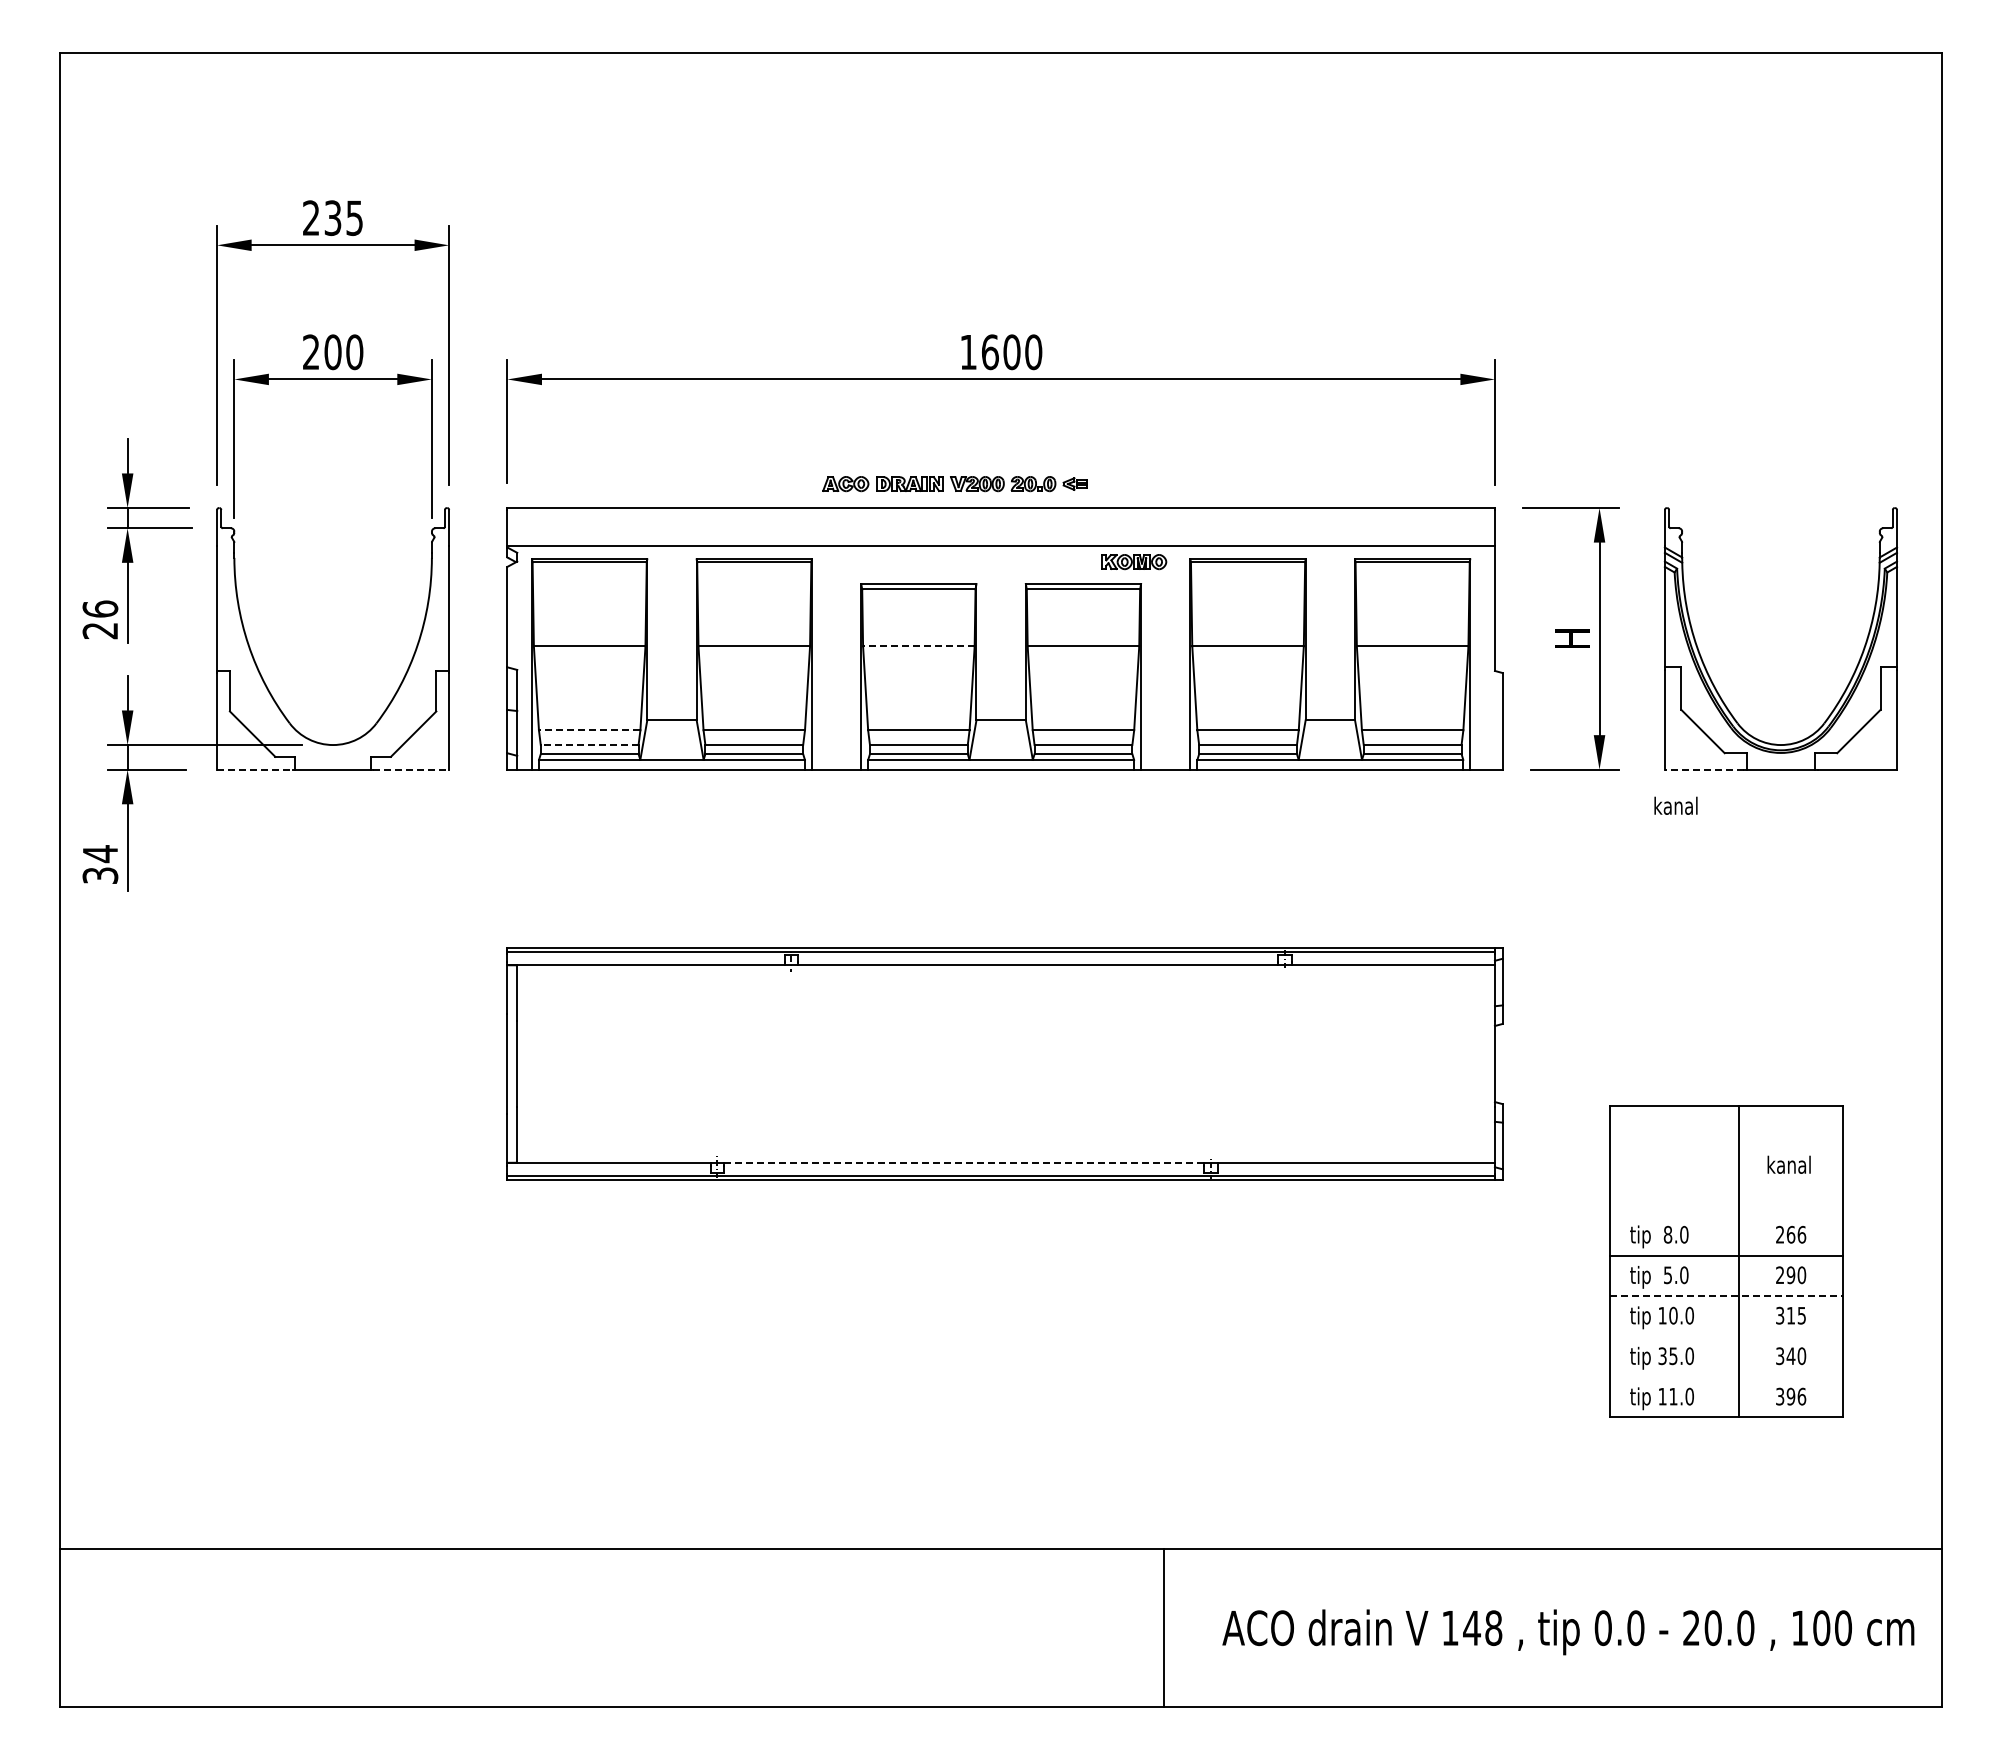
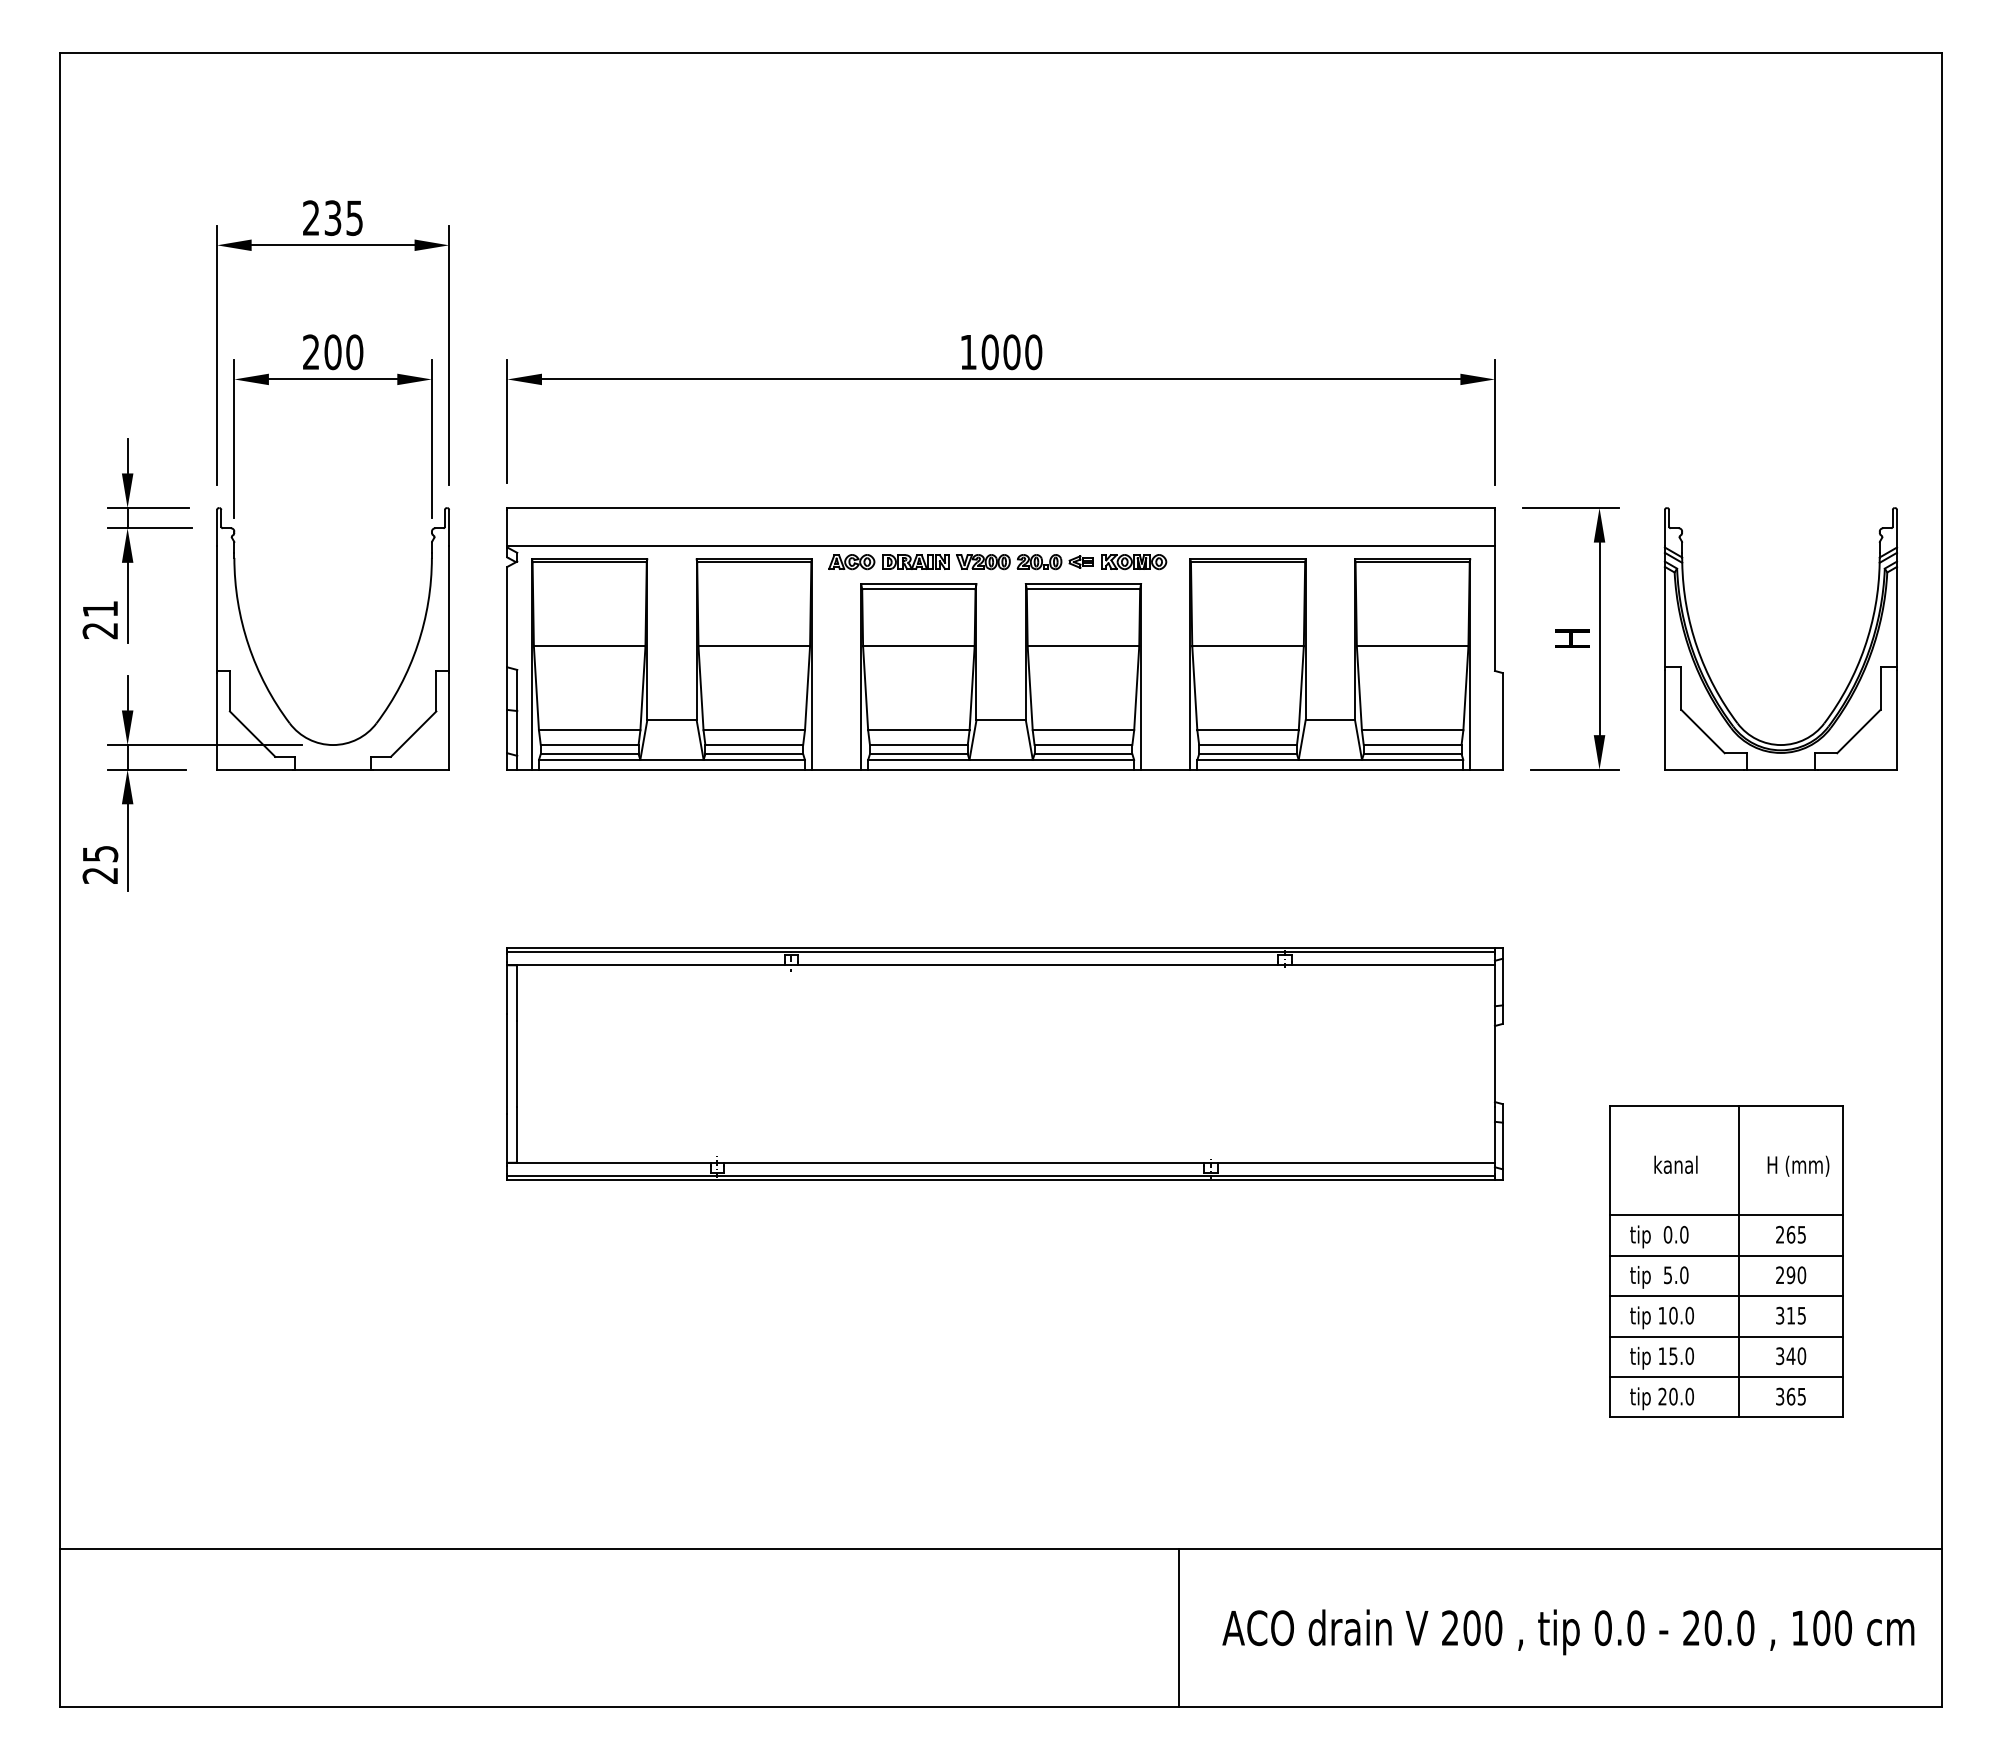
text: 1600 -> 1000 (989, 351)
part position: (954, 484) -> (960, 562) (960, 562)
text: 26 -> 21 (100, 608)
line: dashed -> solid (918, 646)
line: dashed -> solid (589, 730)
line: dashed -> solid (589, 745)
line: dashed -> solid (255, 769)
line: dashed -> solid (411, 769)
line: dashed -> solid (1704, 769)
text position: (1675, 805) -> (1675, 1164) (1675, 1164)
text: 34 -> 25 (100, 864)
line: dashed -> solid (963, 1162)
text: kanal -> H (mm) (1798, 1165)
line: none -> present (1726, 1215)
text: 8.0 -> 0.0 (1667, 1234)
text: 266 -> 265 (1801, 1234)
line: dashed -> solid (1726, 1296)
line: none -> present (1726, 1336)
text: 35.0 -> 15.0 (1662, 1356)
line: none -> present (1726, 1376)
text: 11.0 -> 20.0 (1667, 1396)
text: 396 -> 365 (1796, 1396)
line position: (1163, 1628) -> (1178, 1628) (1178, 1628)
text: 148 -> 200 (1472, 1628)
